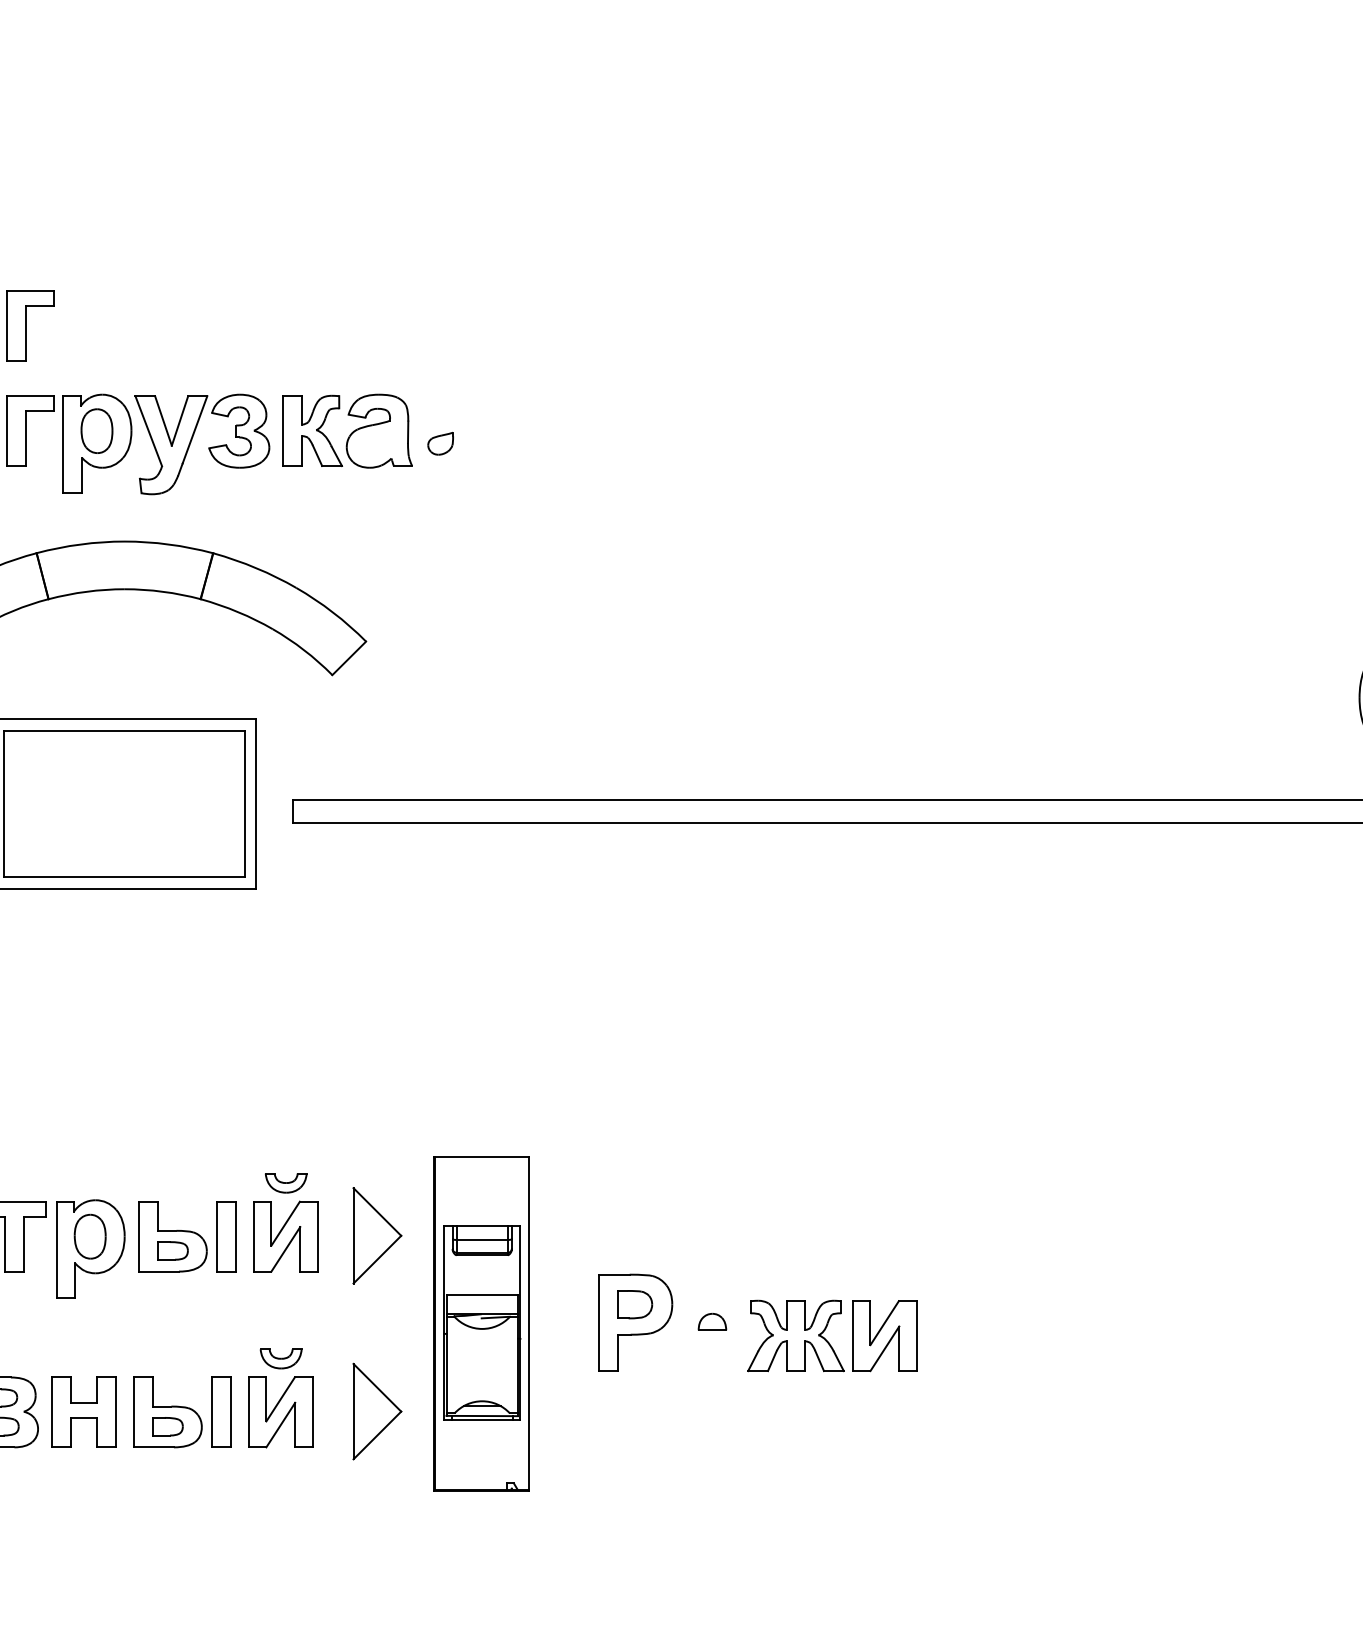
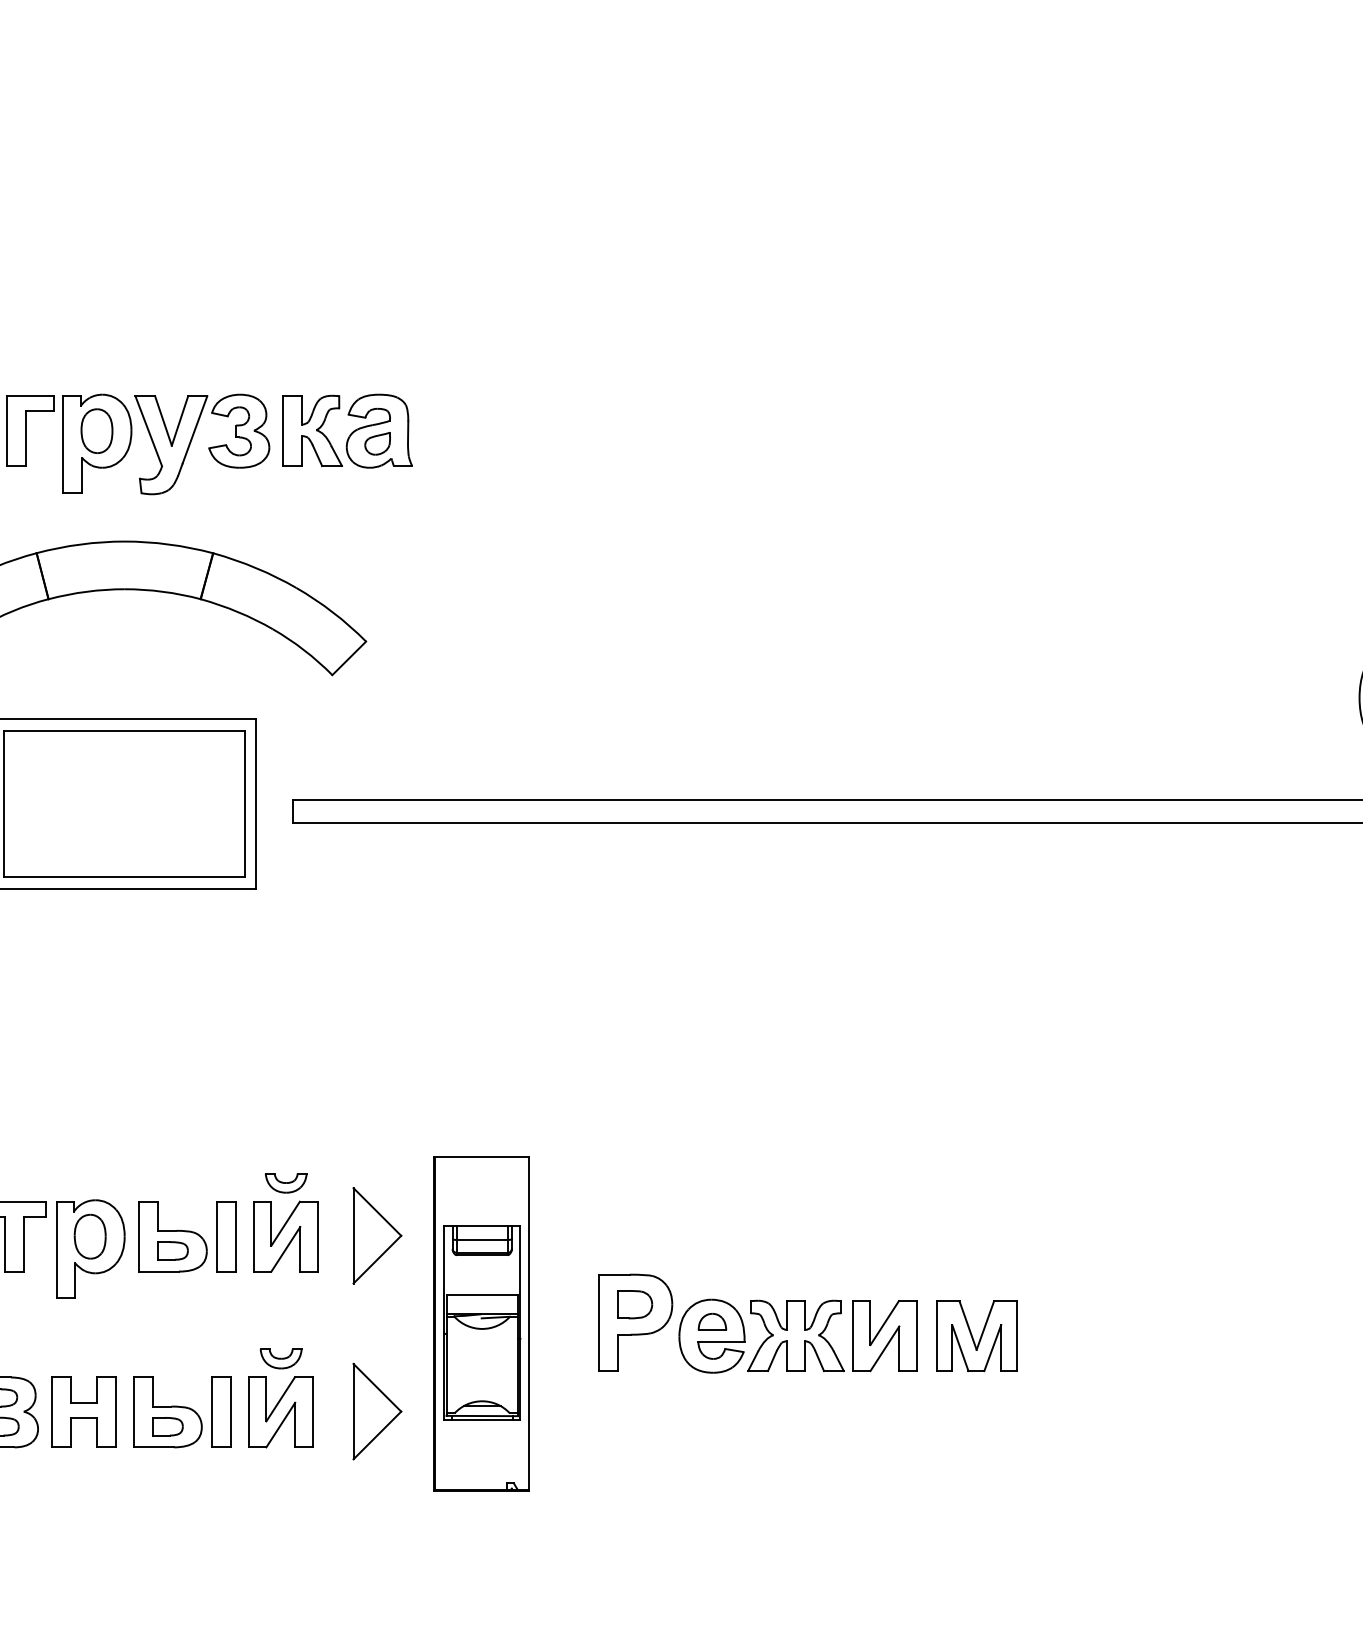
part: present -> none (30, 325)
part position: (440, 443) -> (377, 443) (377, 443)
part: none -> present (711, 1335)
part: none -> present (976, 1336)
